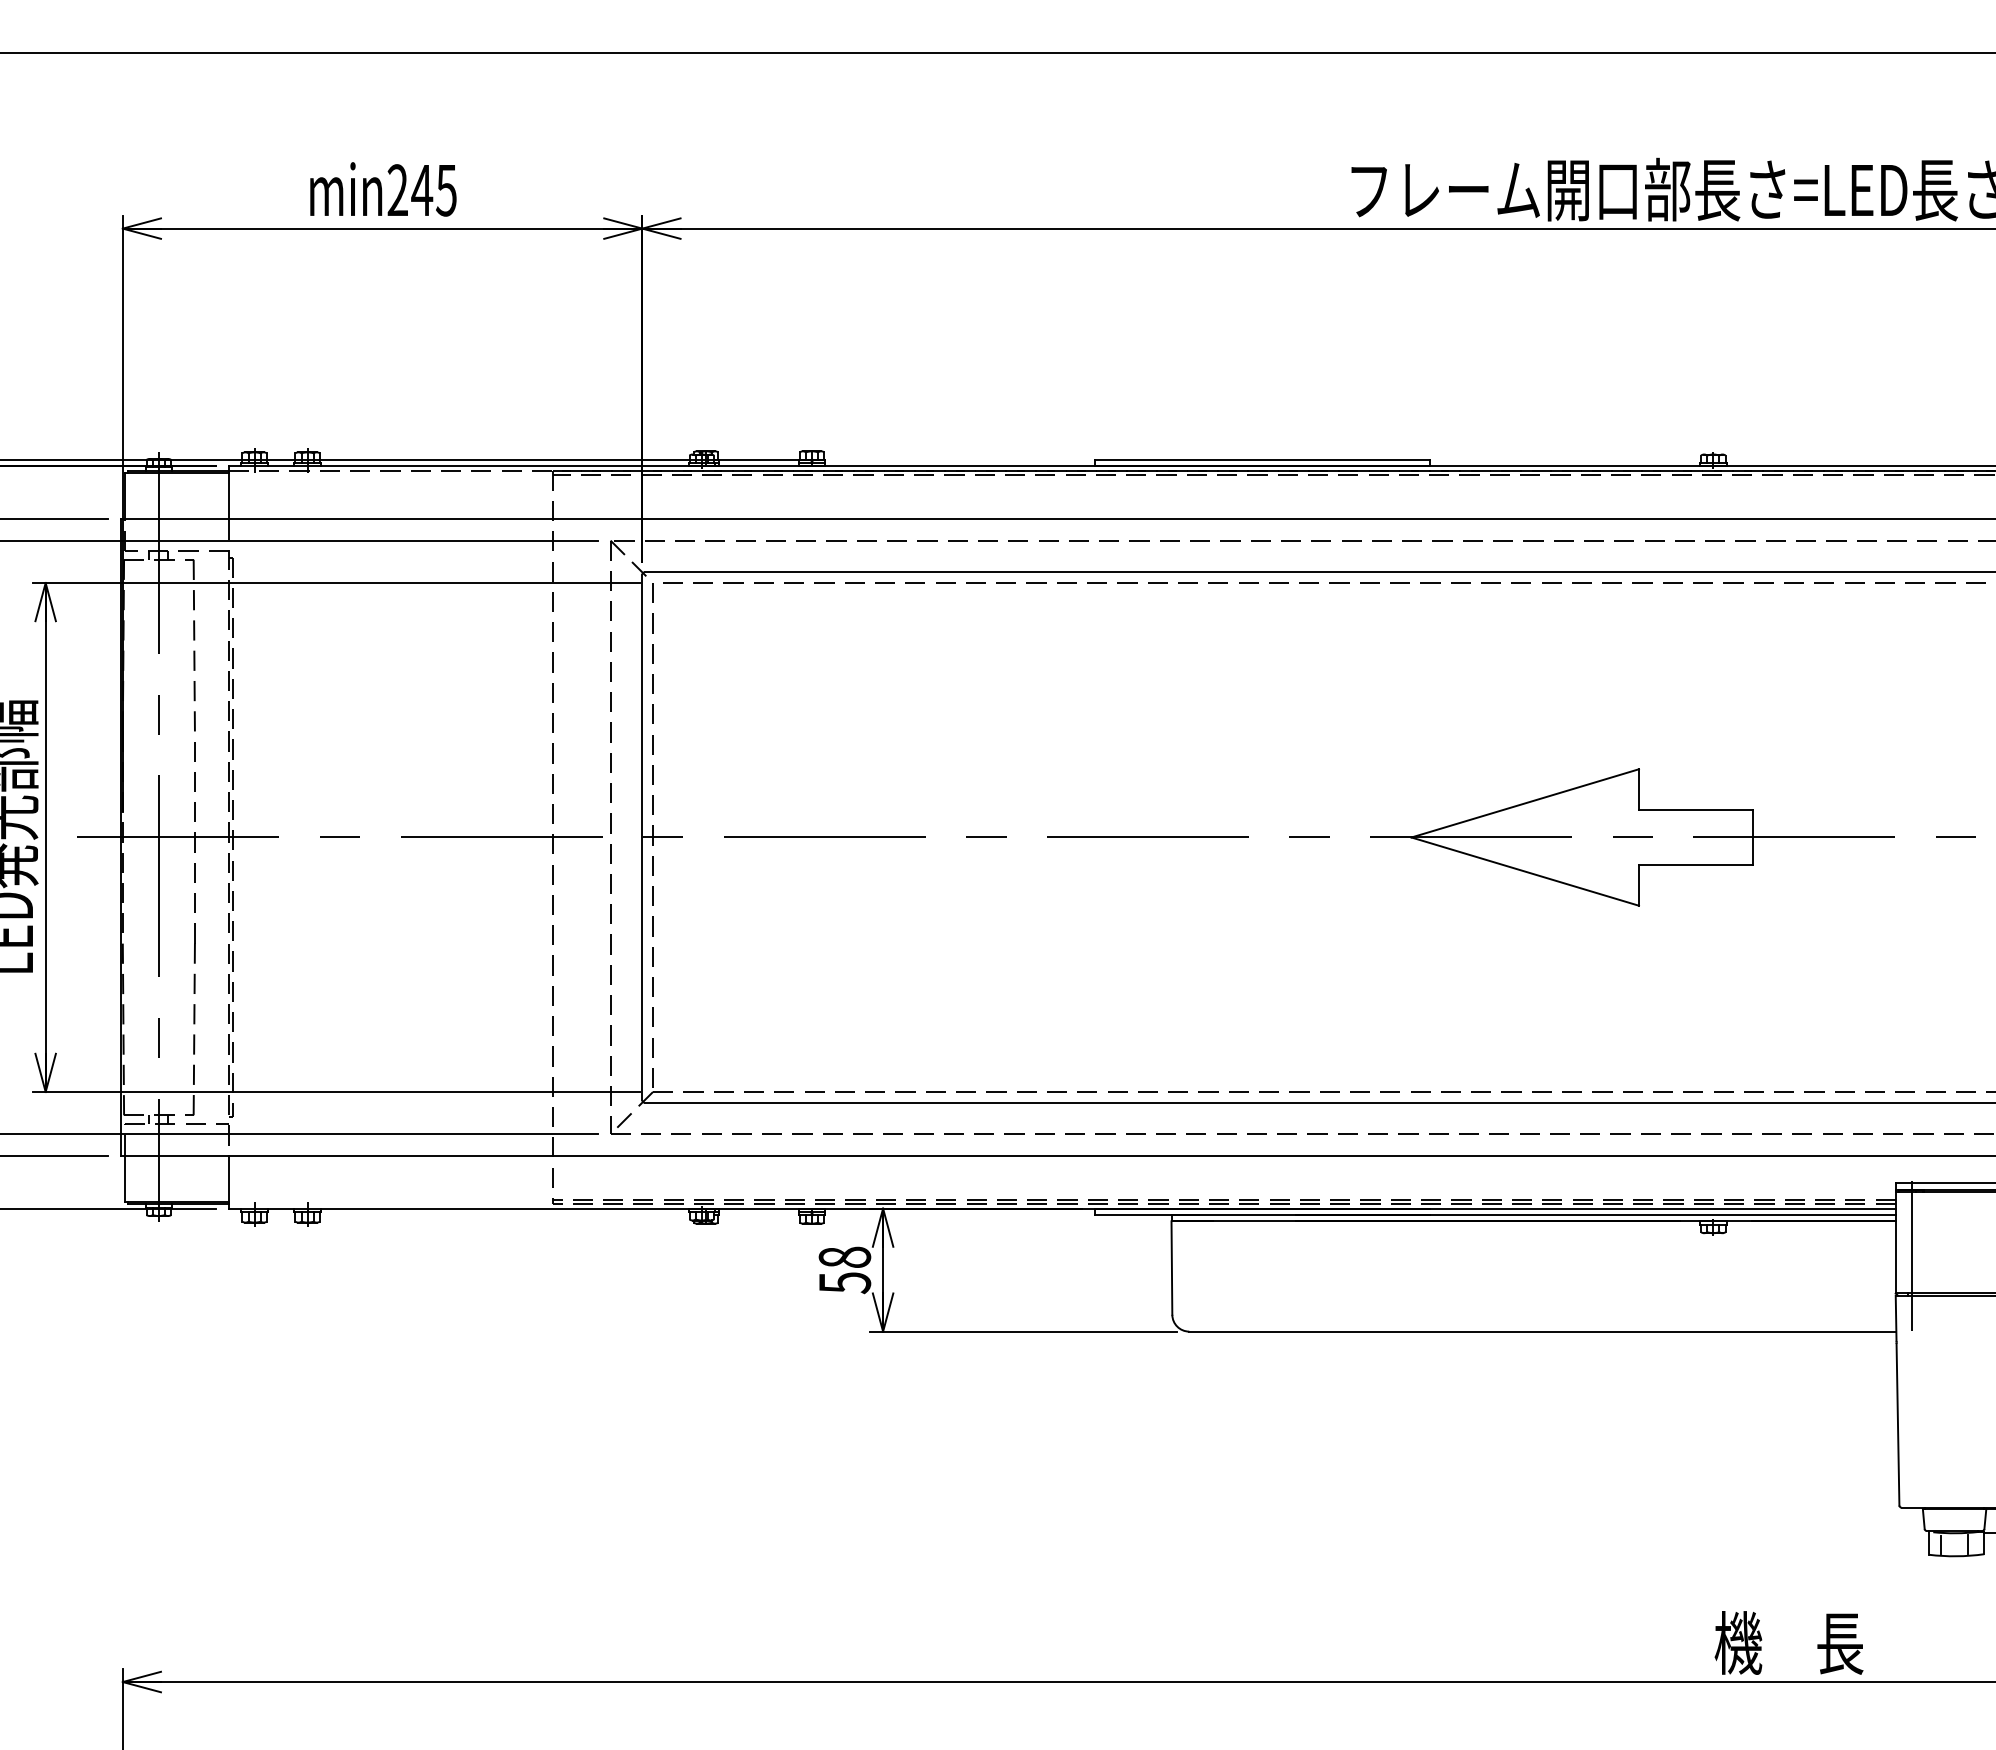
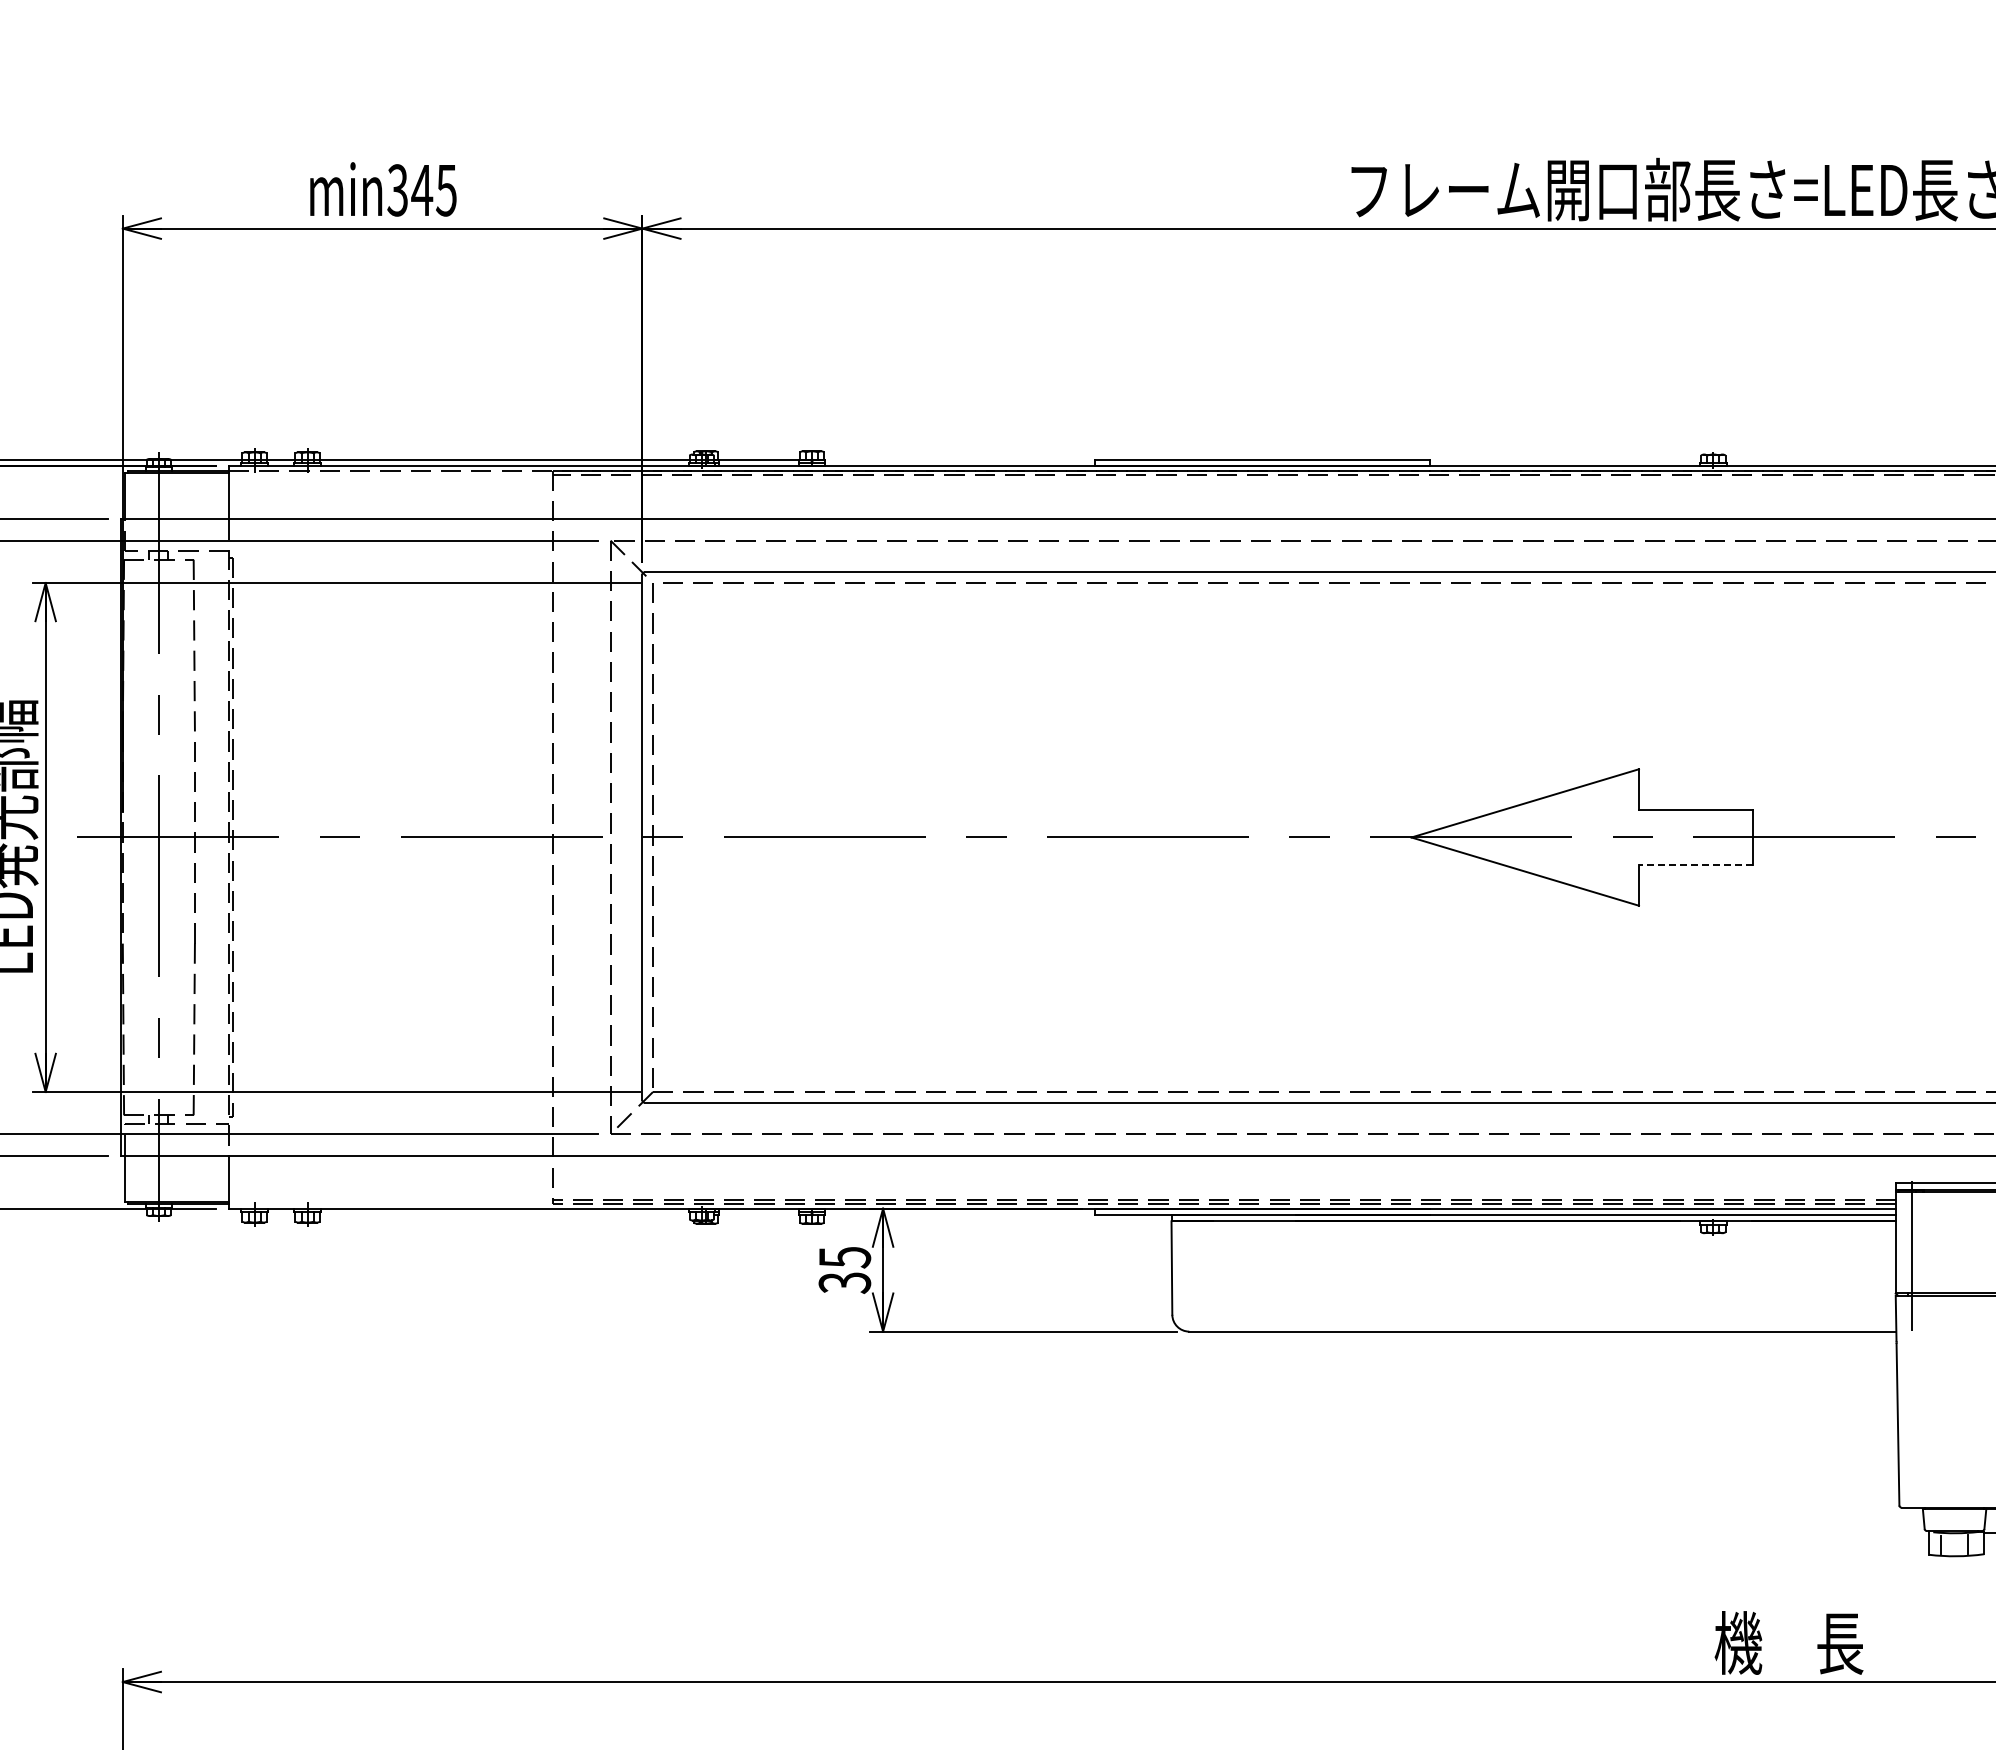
line: present -> none (997, 52)
text: min245 -> min345 (397, 190)
line: solid -> dashed (1695, 864)
text: 58 -> 35 (844, 1269)
